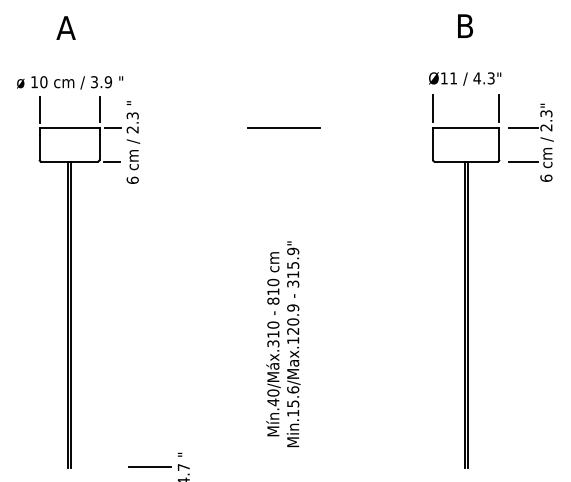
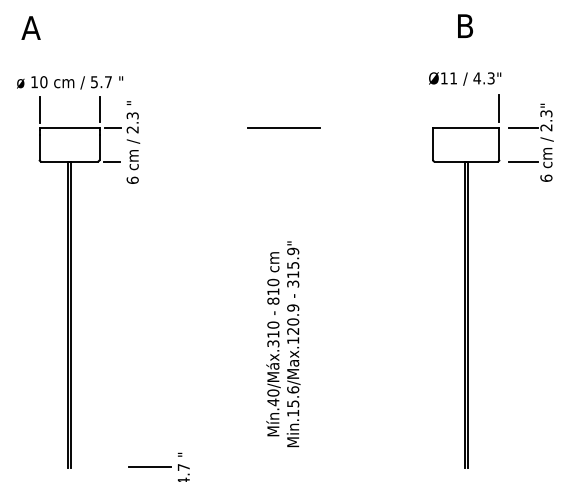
text position: (65, 27) -> (30, 27) (30, 27)
text: 3.9 -> 5.7 (101, 82)
line: present -> none (432, 108)
